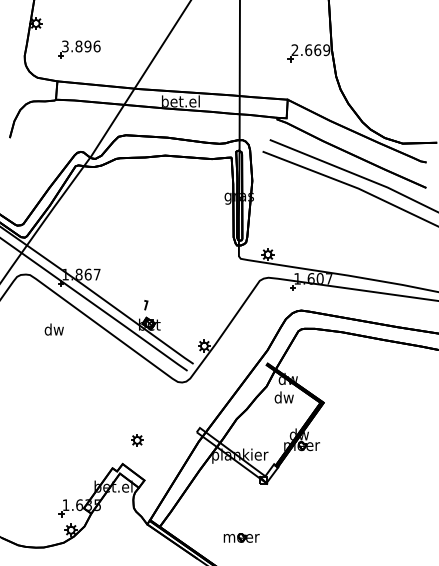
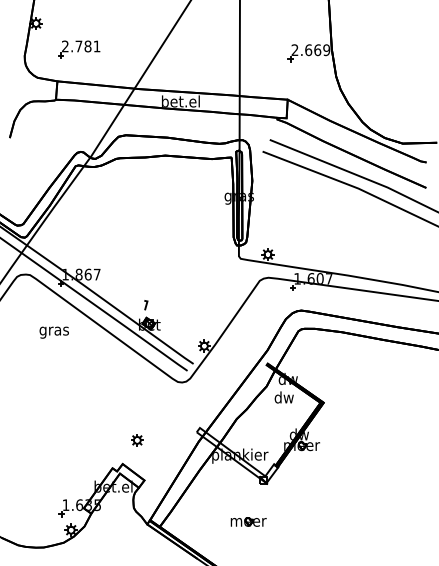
text: 3.896 -> 2.781 (81, 46)
text: dw -> gras (53, 330)
part position: (241, 537) -> (248, 521) (248, 521)
